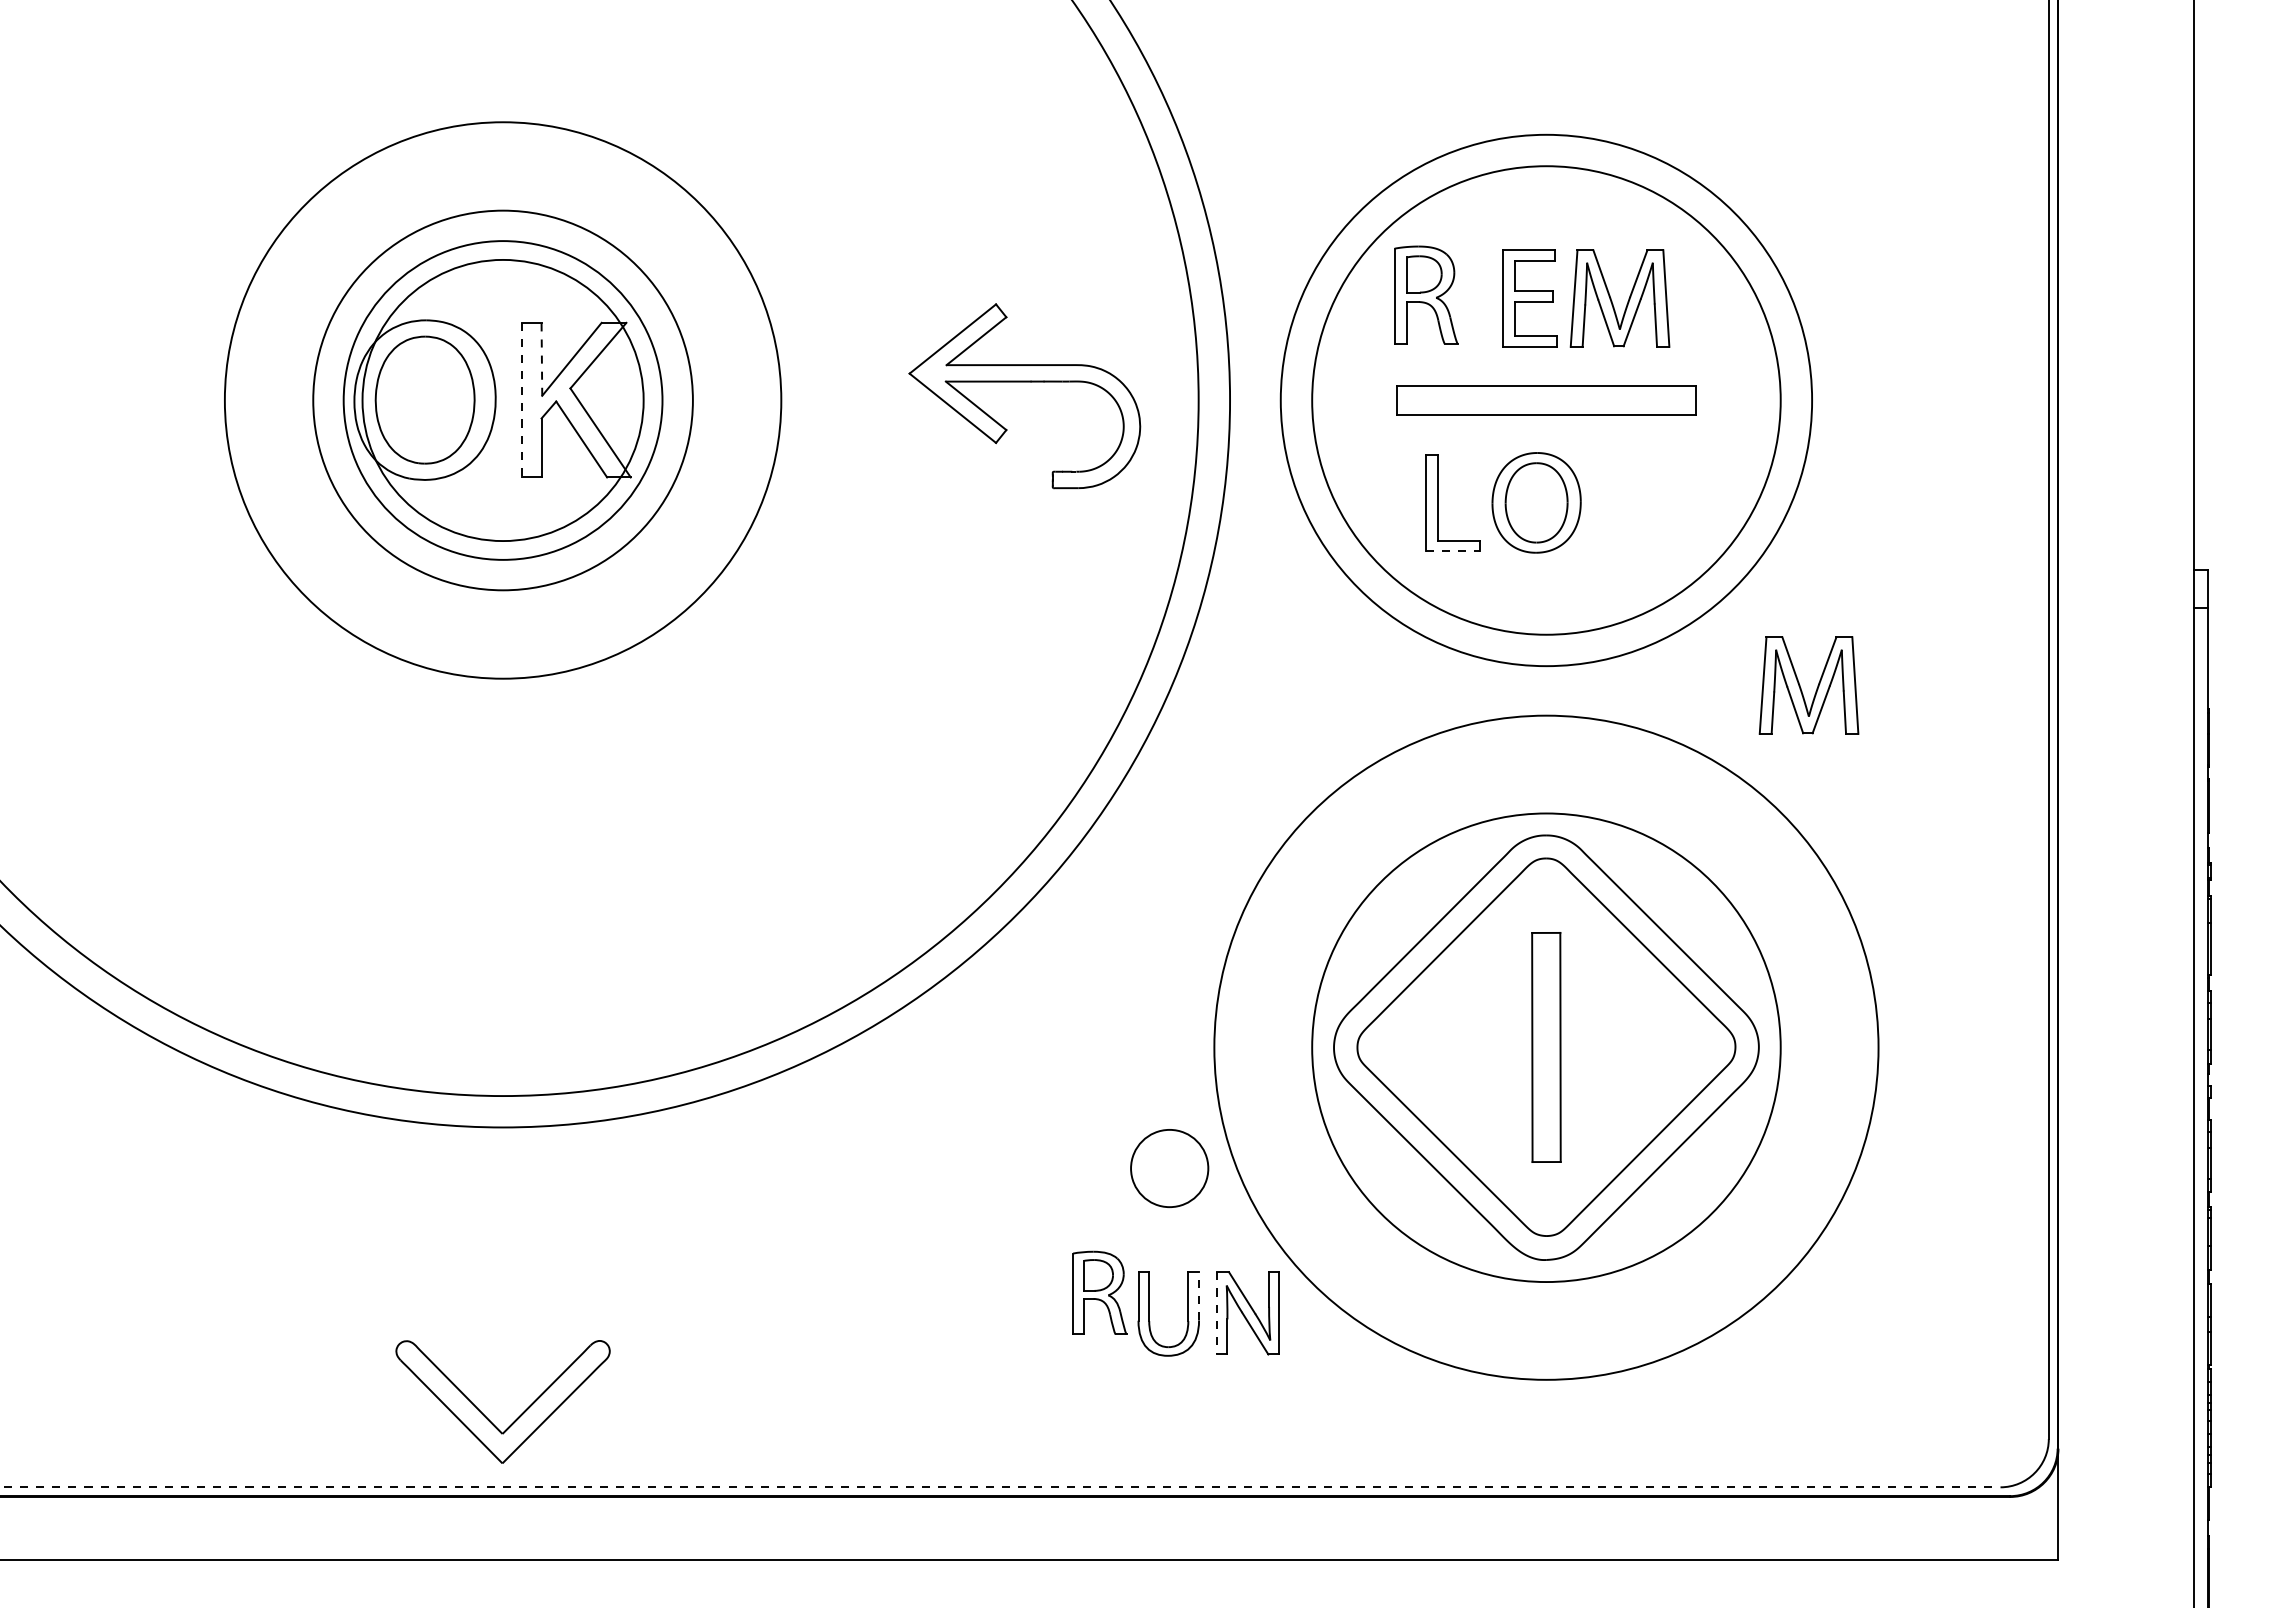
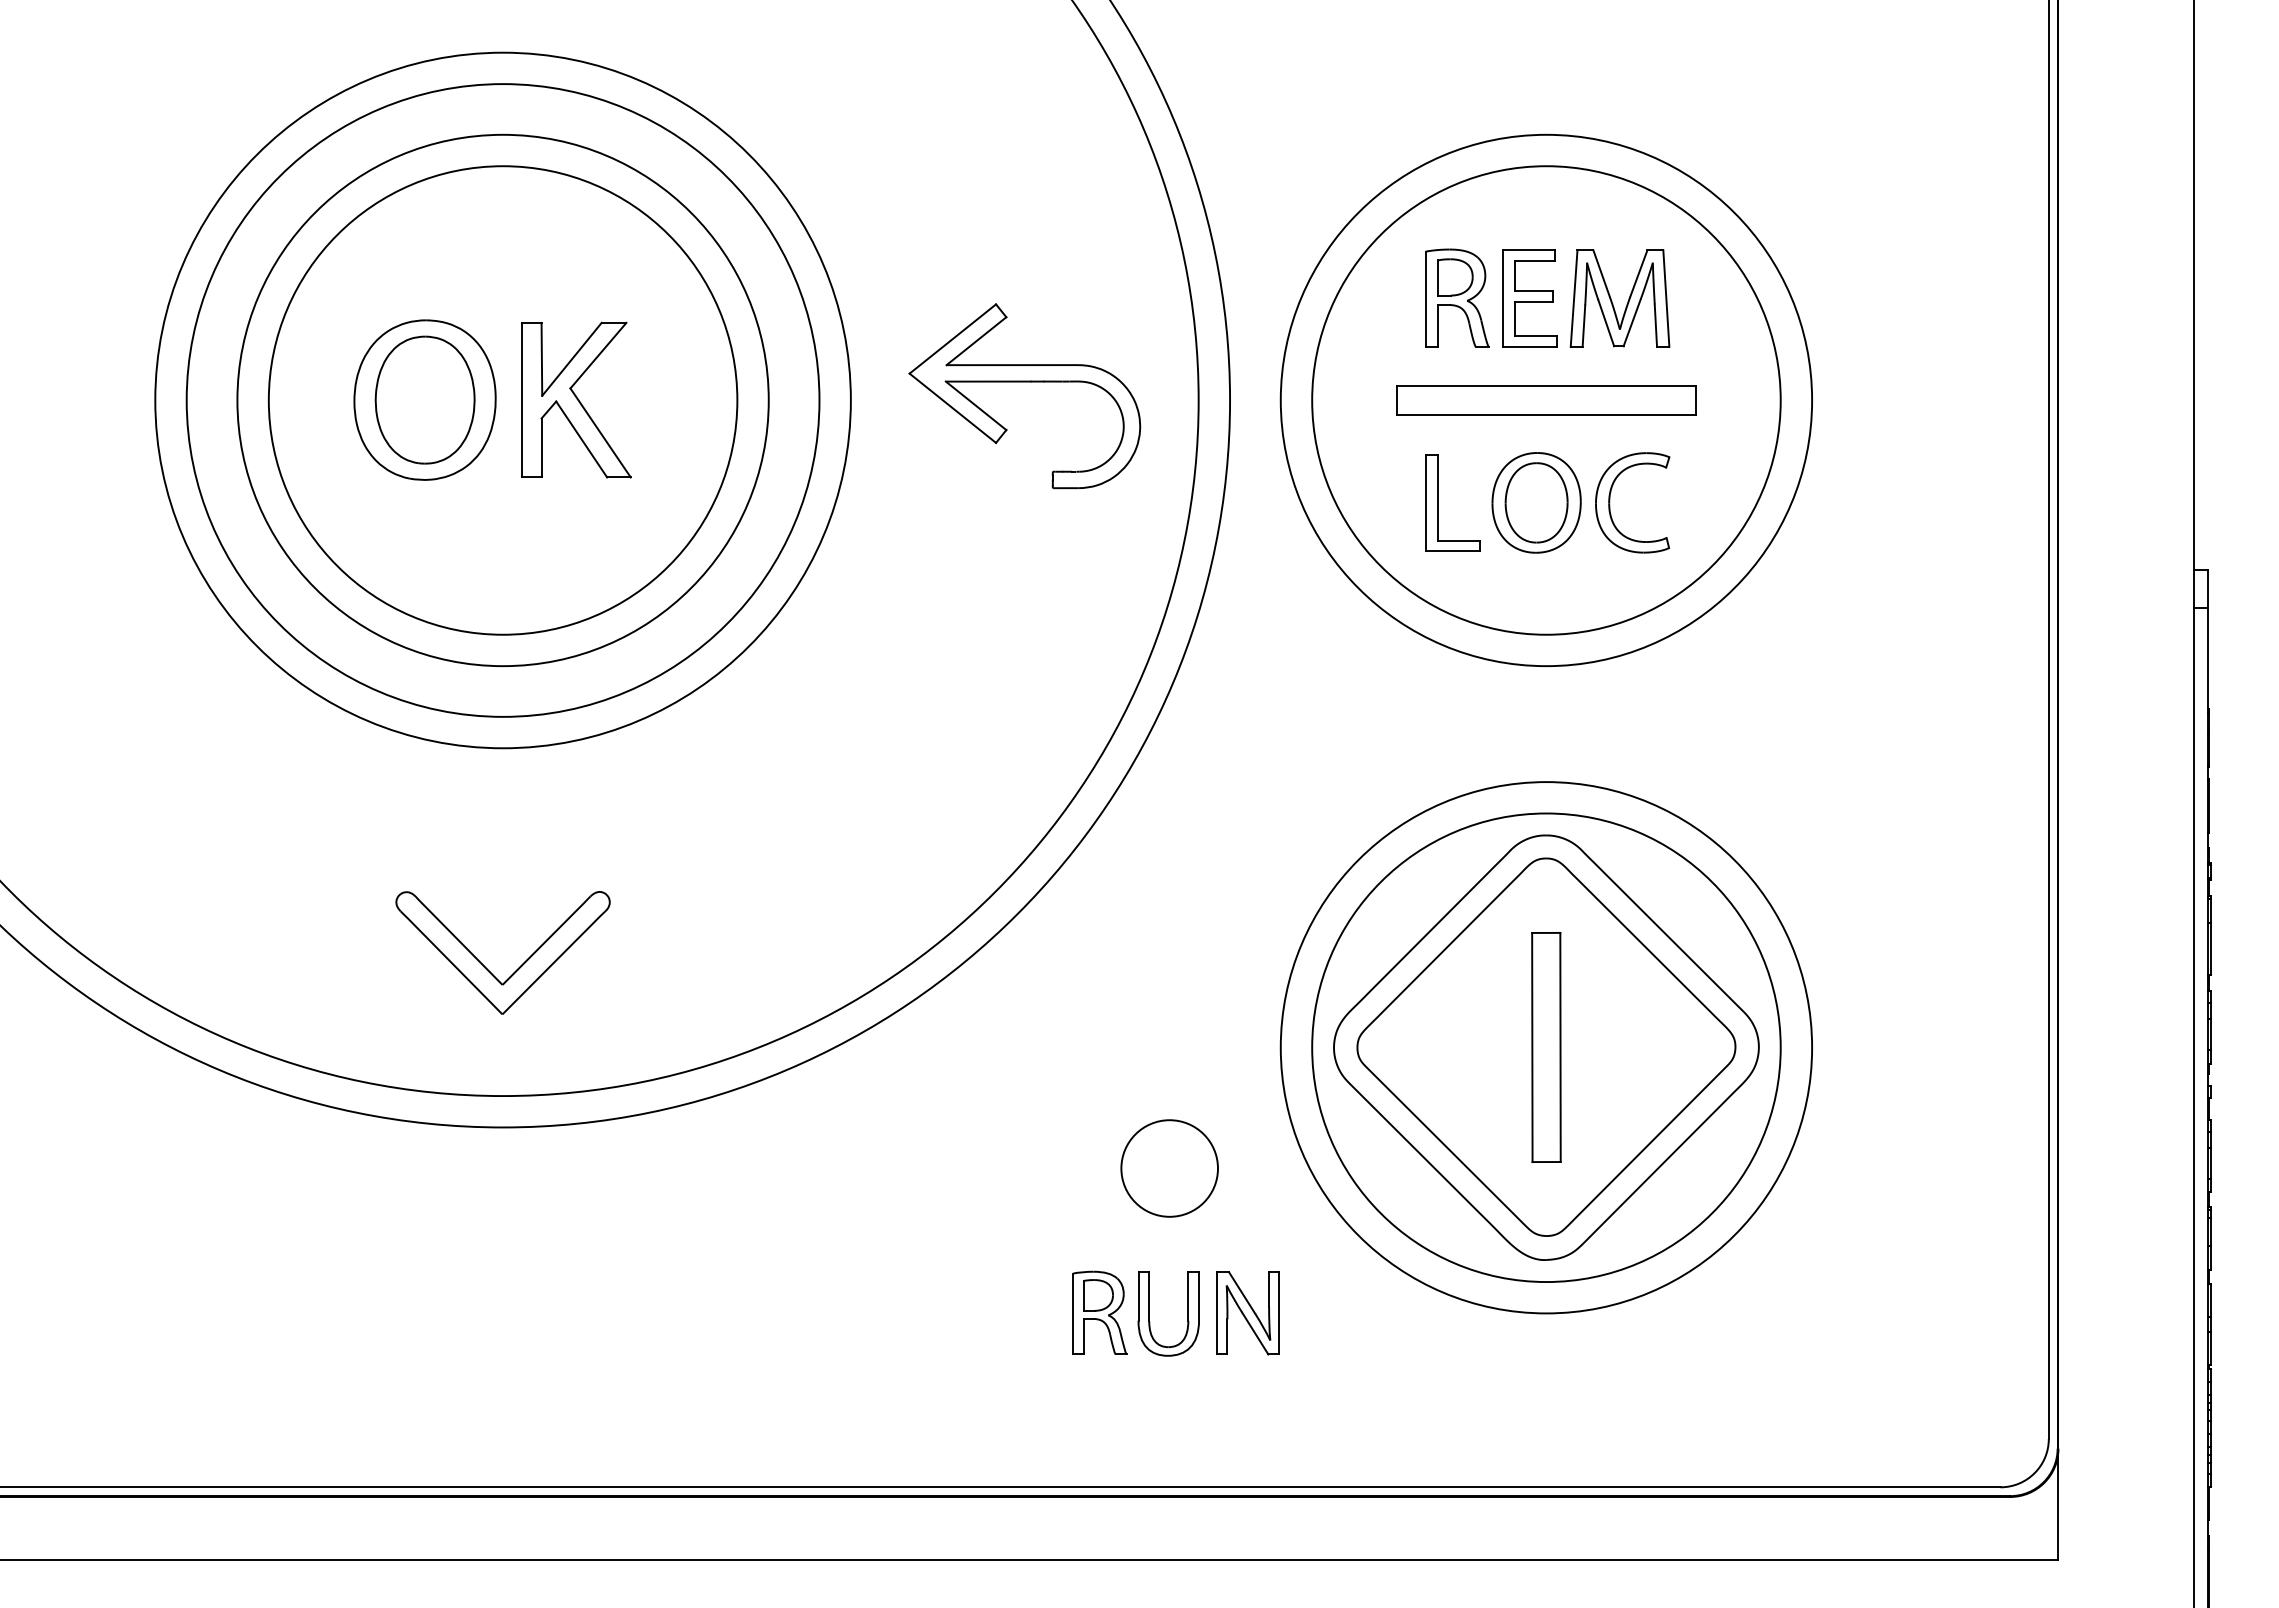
part position: (1426, 294) -> (1457, 297) (1457, 297)
line: dashed -> solid (541, 358)
circle diameter: 281 px -> 469 px (502, 400)
circle diameter: 319 px -> 531 px (502, 400)
circle diameter: 380 px -> 633 px (502, 400)
circle diameter: 556 px -> 696 px (502, 400)
line: dashed -> solid (521, 400)
part: none -> present (1610, 502)
line: dashed -> solid (1452, 551)
part: present -> none (1801, 688)
circle diameter: 664 px -> 531 px (1546, 1047)
circle diameter: 77 px -> 97 px (1169, 1168)
part position: (1099, 1292) -> (1099, 1312) (1099, 1312)
line: dashed -> solid (1199, 1296)
line: dashed -> solid (1217, 1313)
part position: (486, 1416) -> (486, 967) (486, 967)
line: dashed -> solid (1000, 1487)
